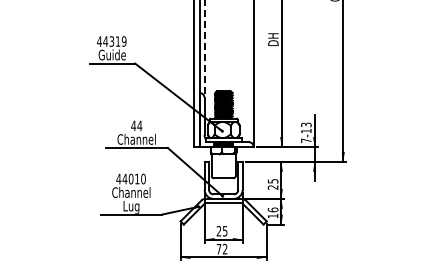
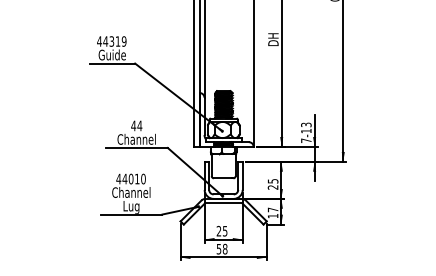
line: dashed -> solid (204, 49)
text: 16 -> 17 (272, 209)
text: 72 -> 58 (221, 249)
